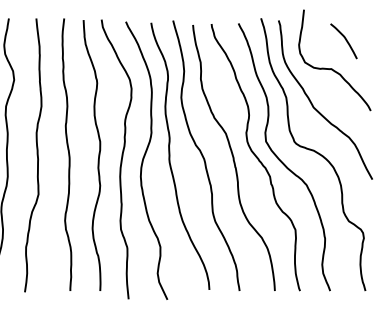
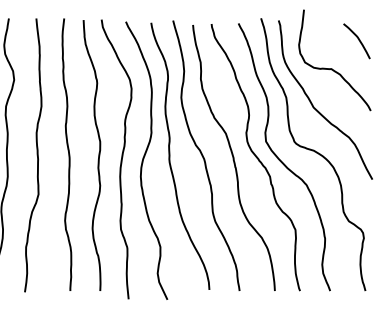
curve position: (345, 40) -> (358, 40) (358, 40)
